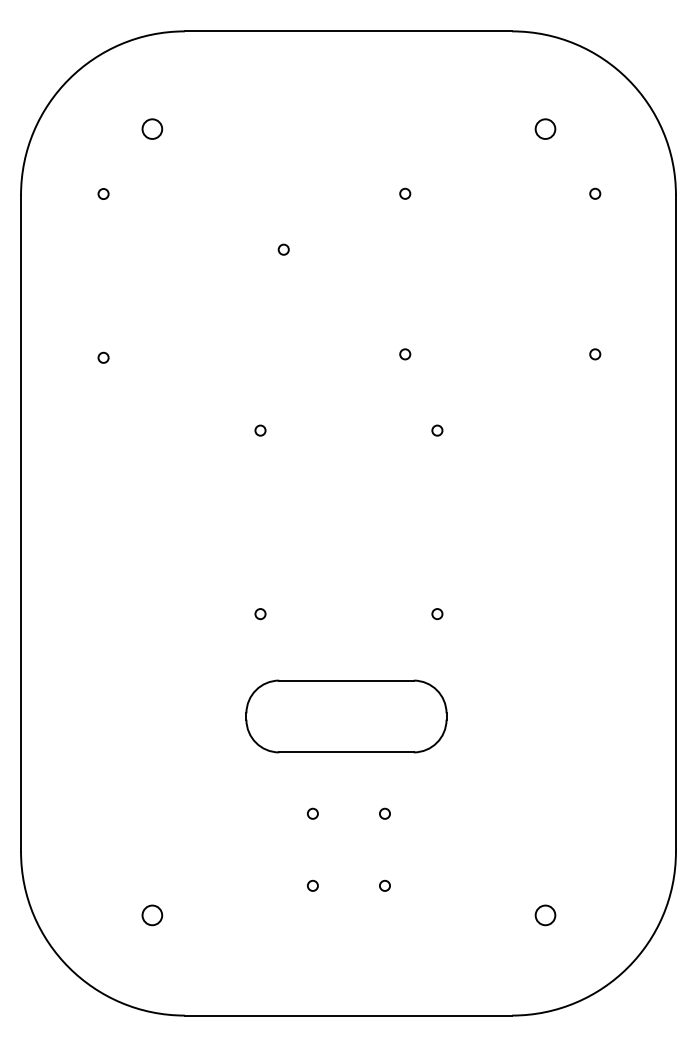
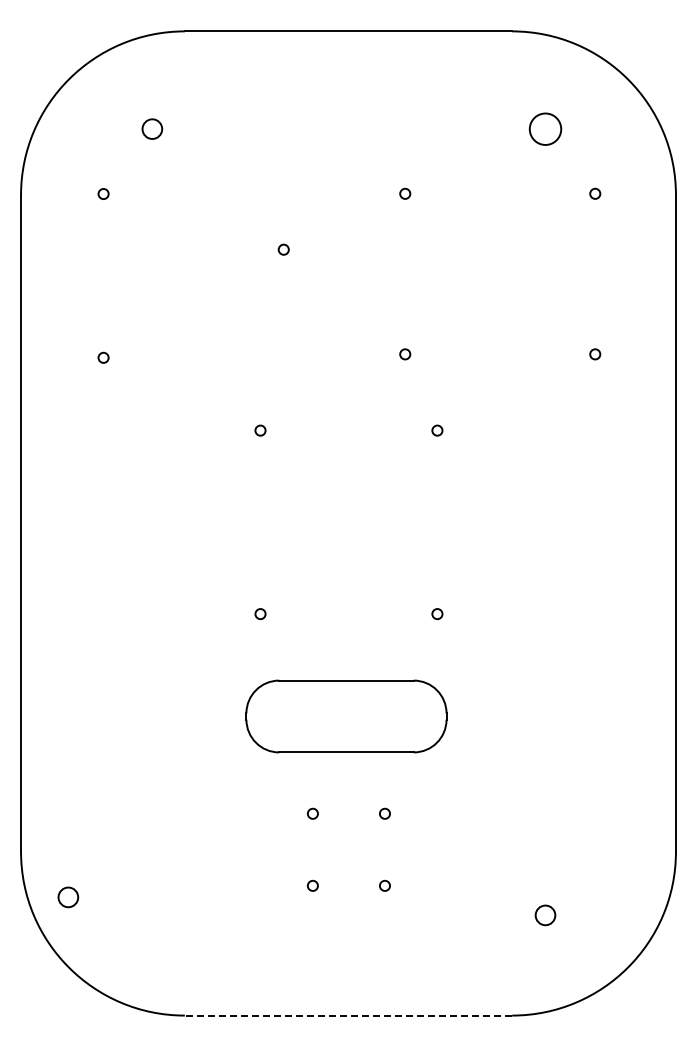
circle size: 23x22 px -> 35x34 px (545, 128)
circle position: (152, 915) -> (68, 897) (68, 897)
line: solid -> dashed (348, 1015)
